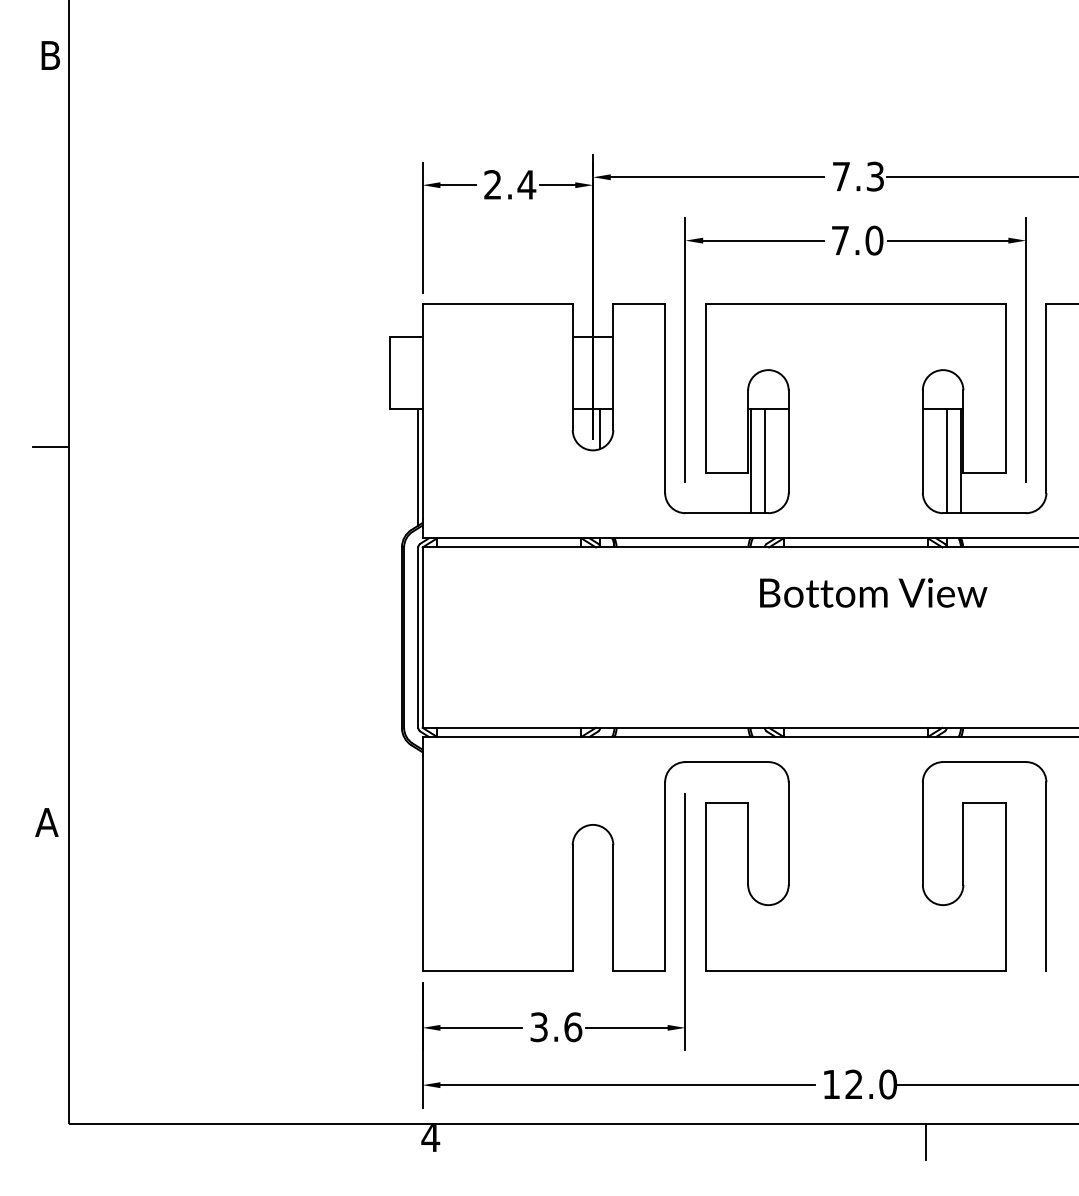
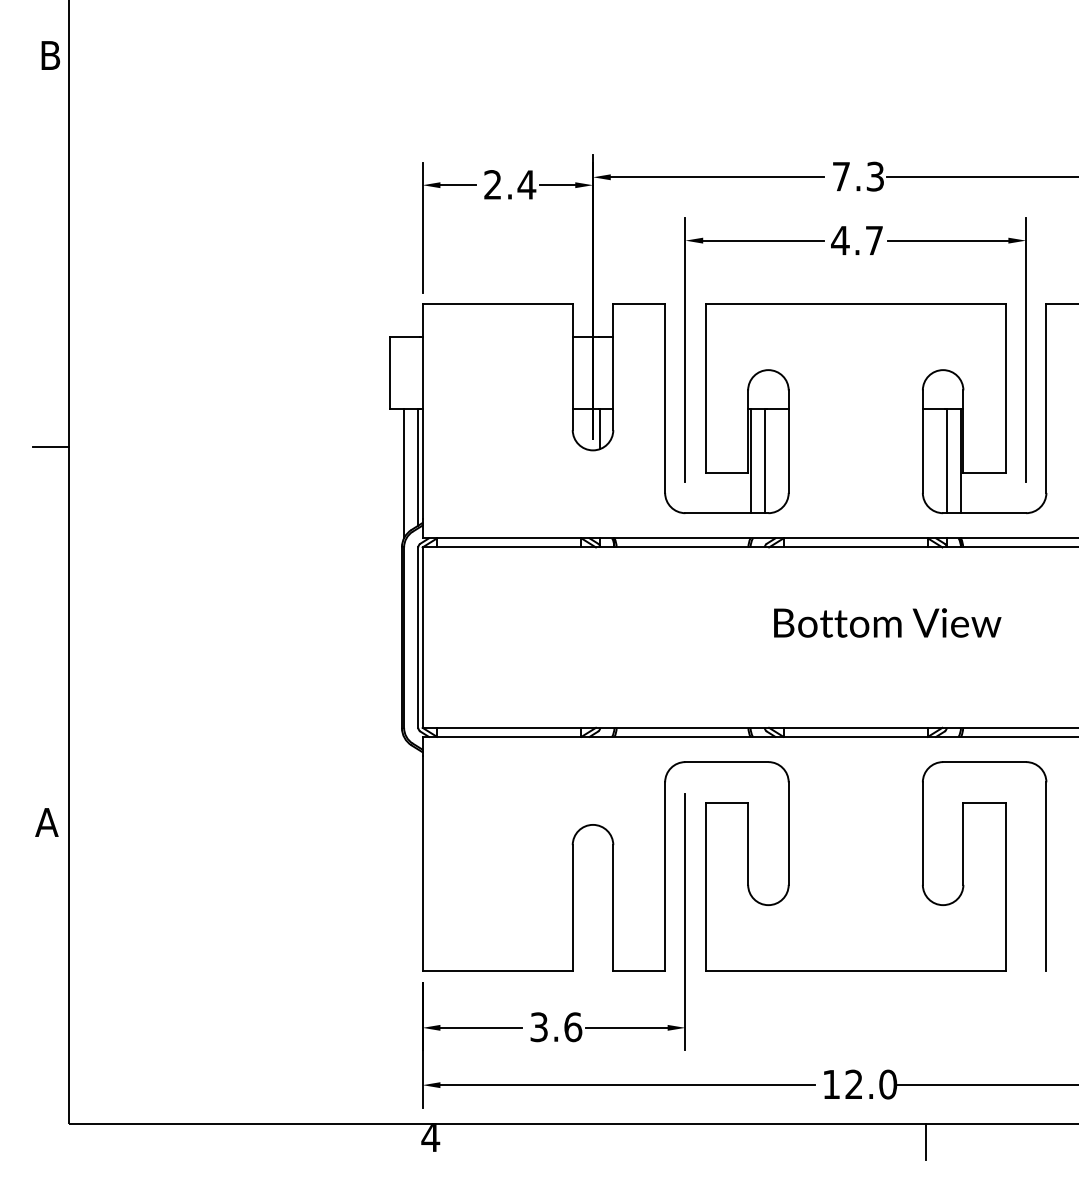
text: 7.0 -> 4.7 (857, 240)
line: none -> present (404, 473)
text position: (873, 592) -> (887, 622) (887, 622)
